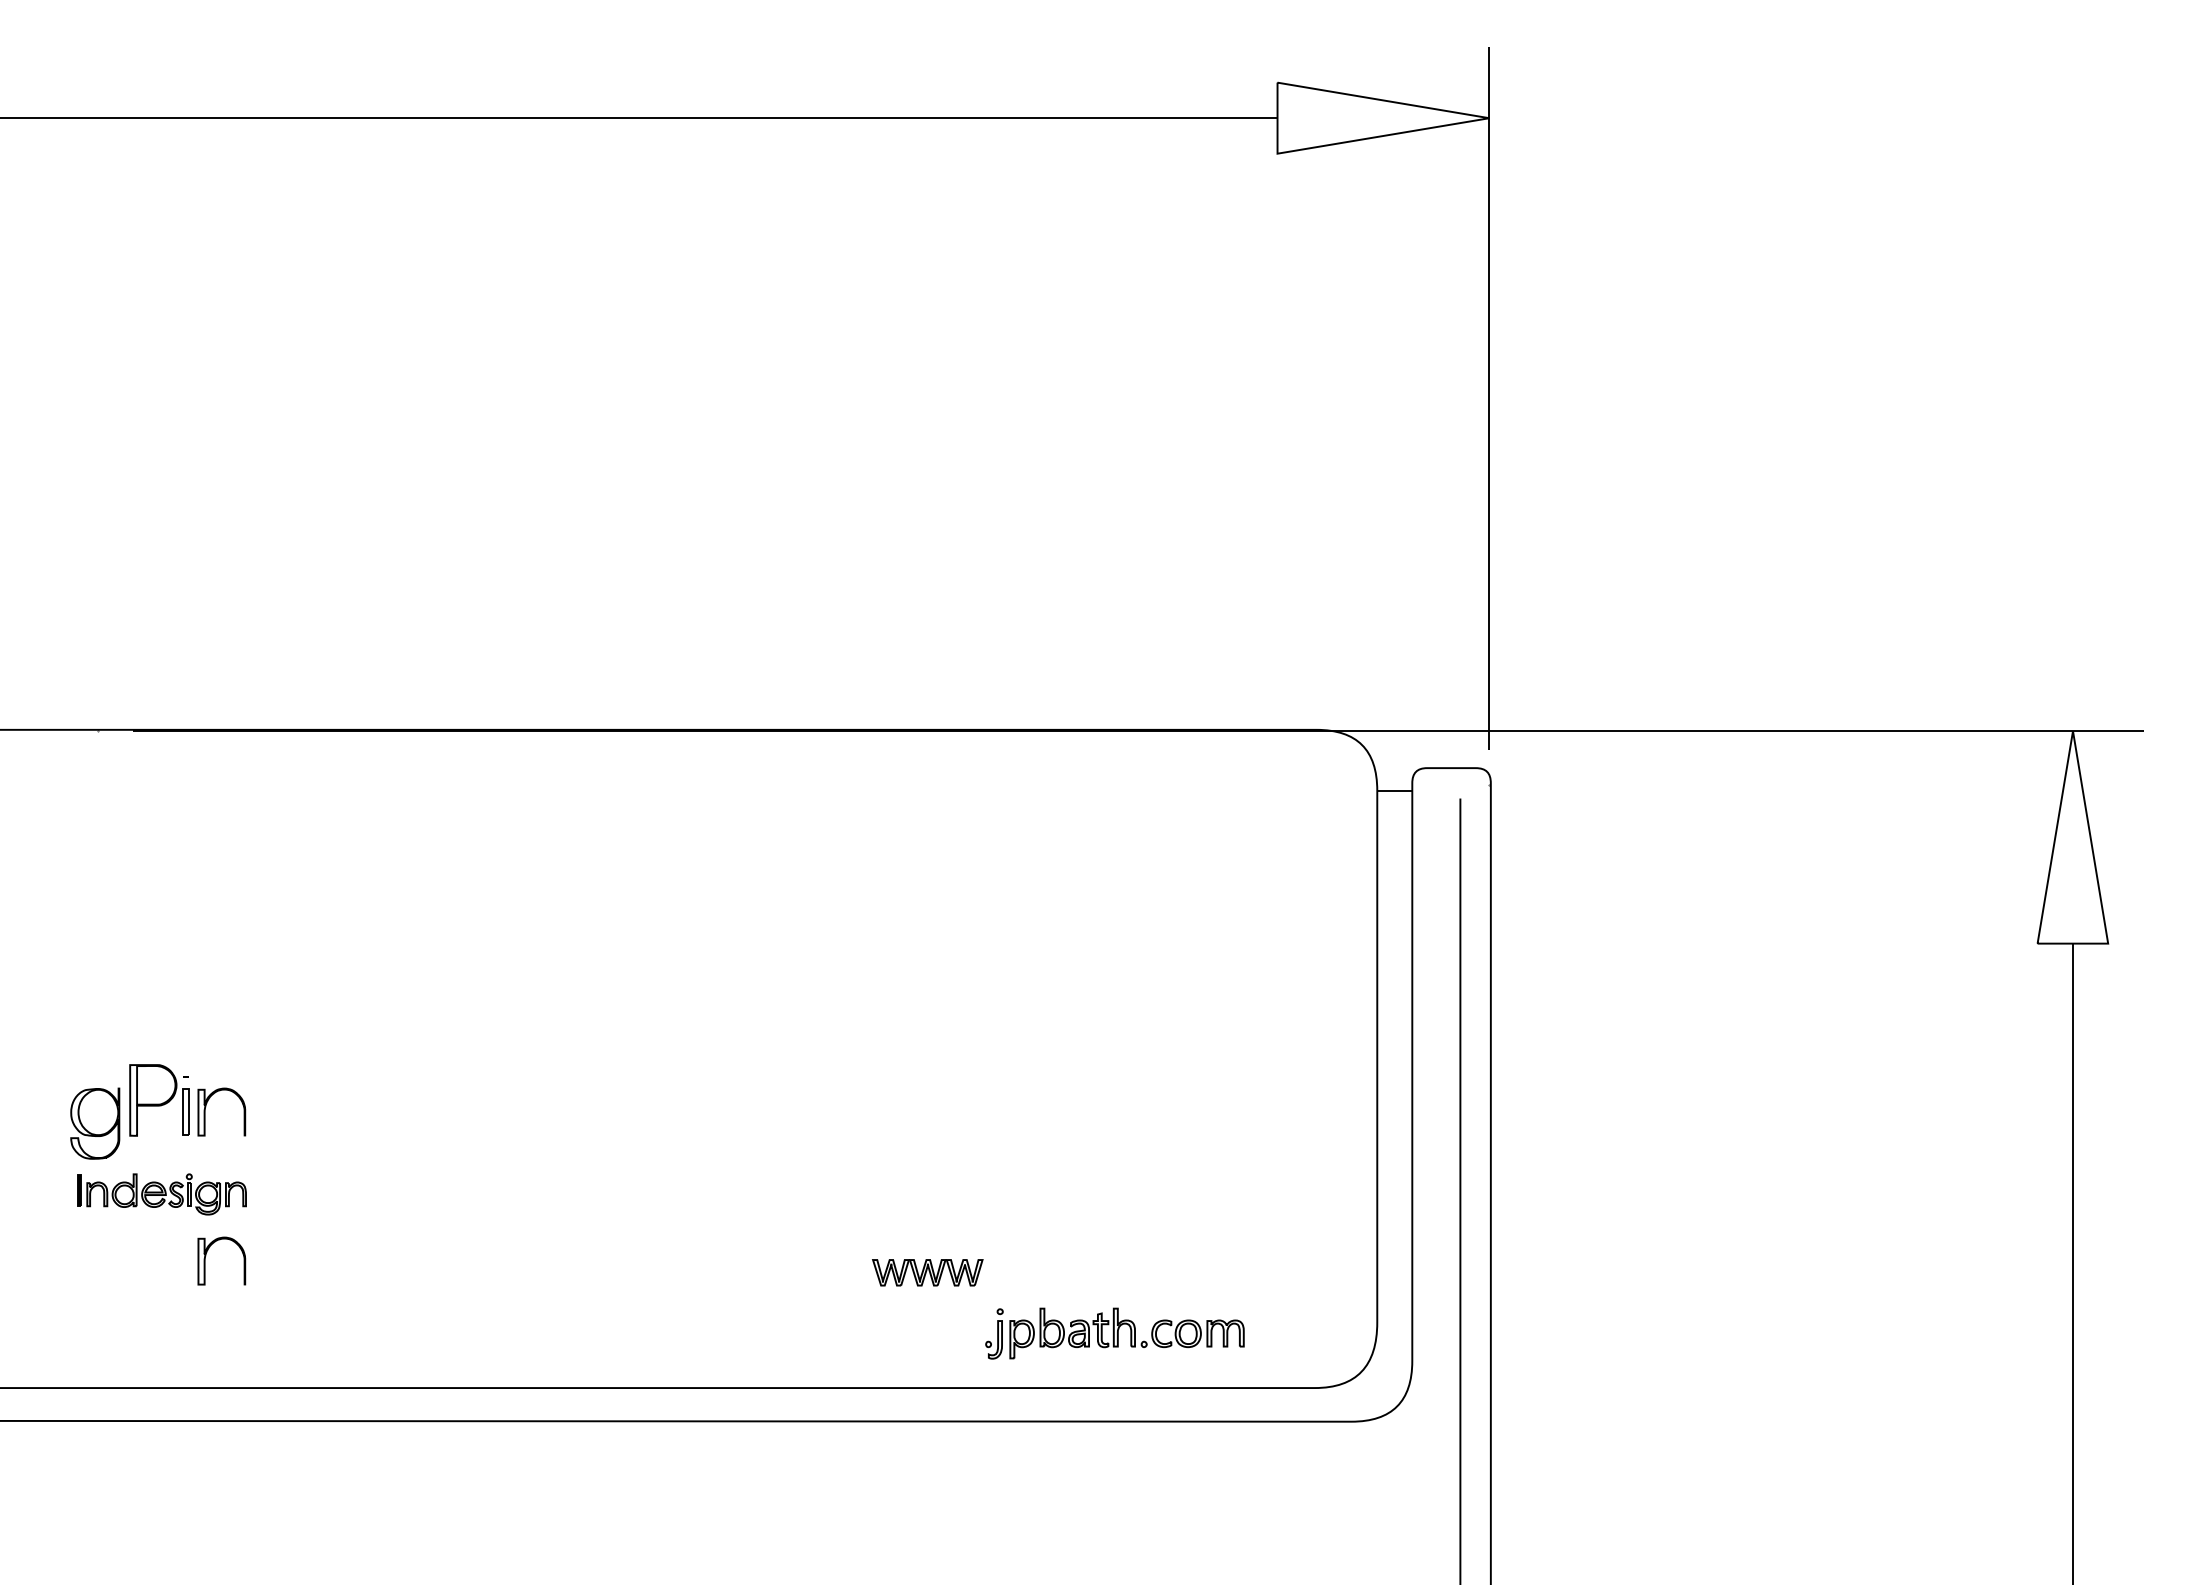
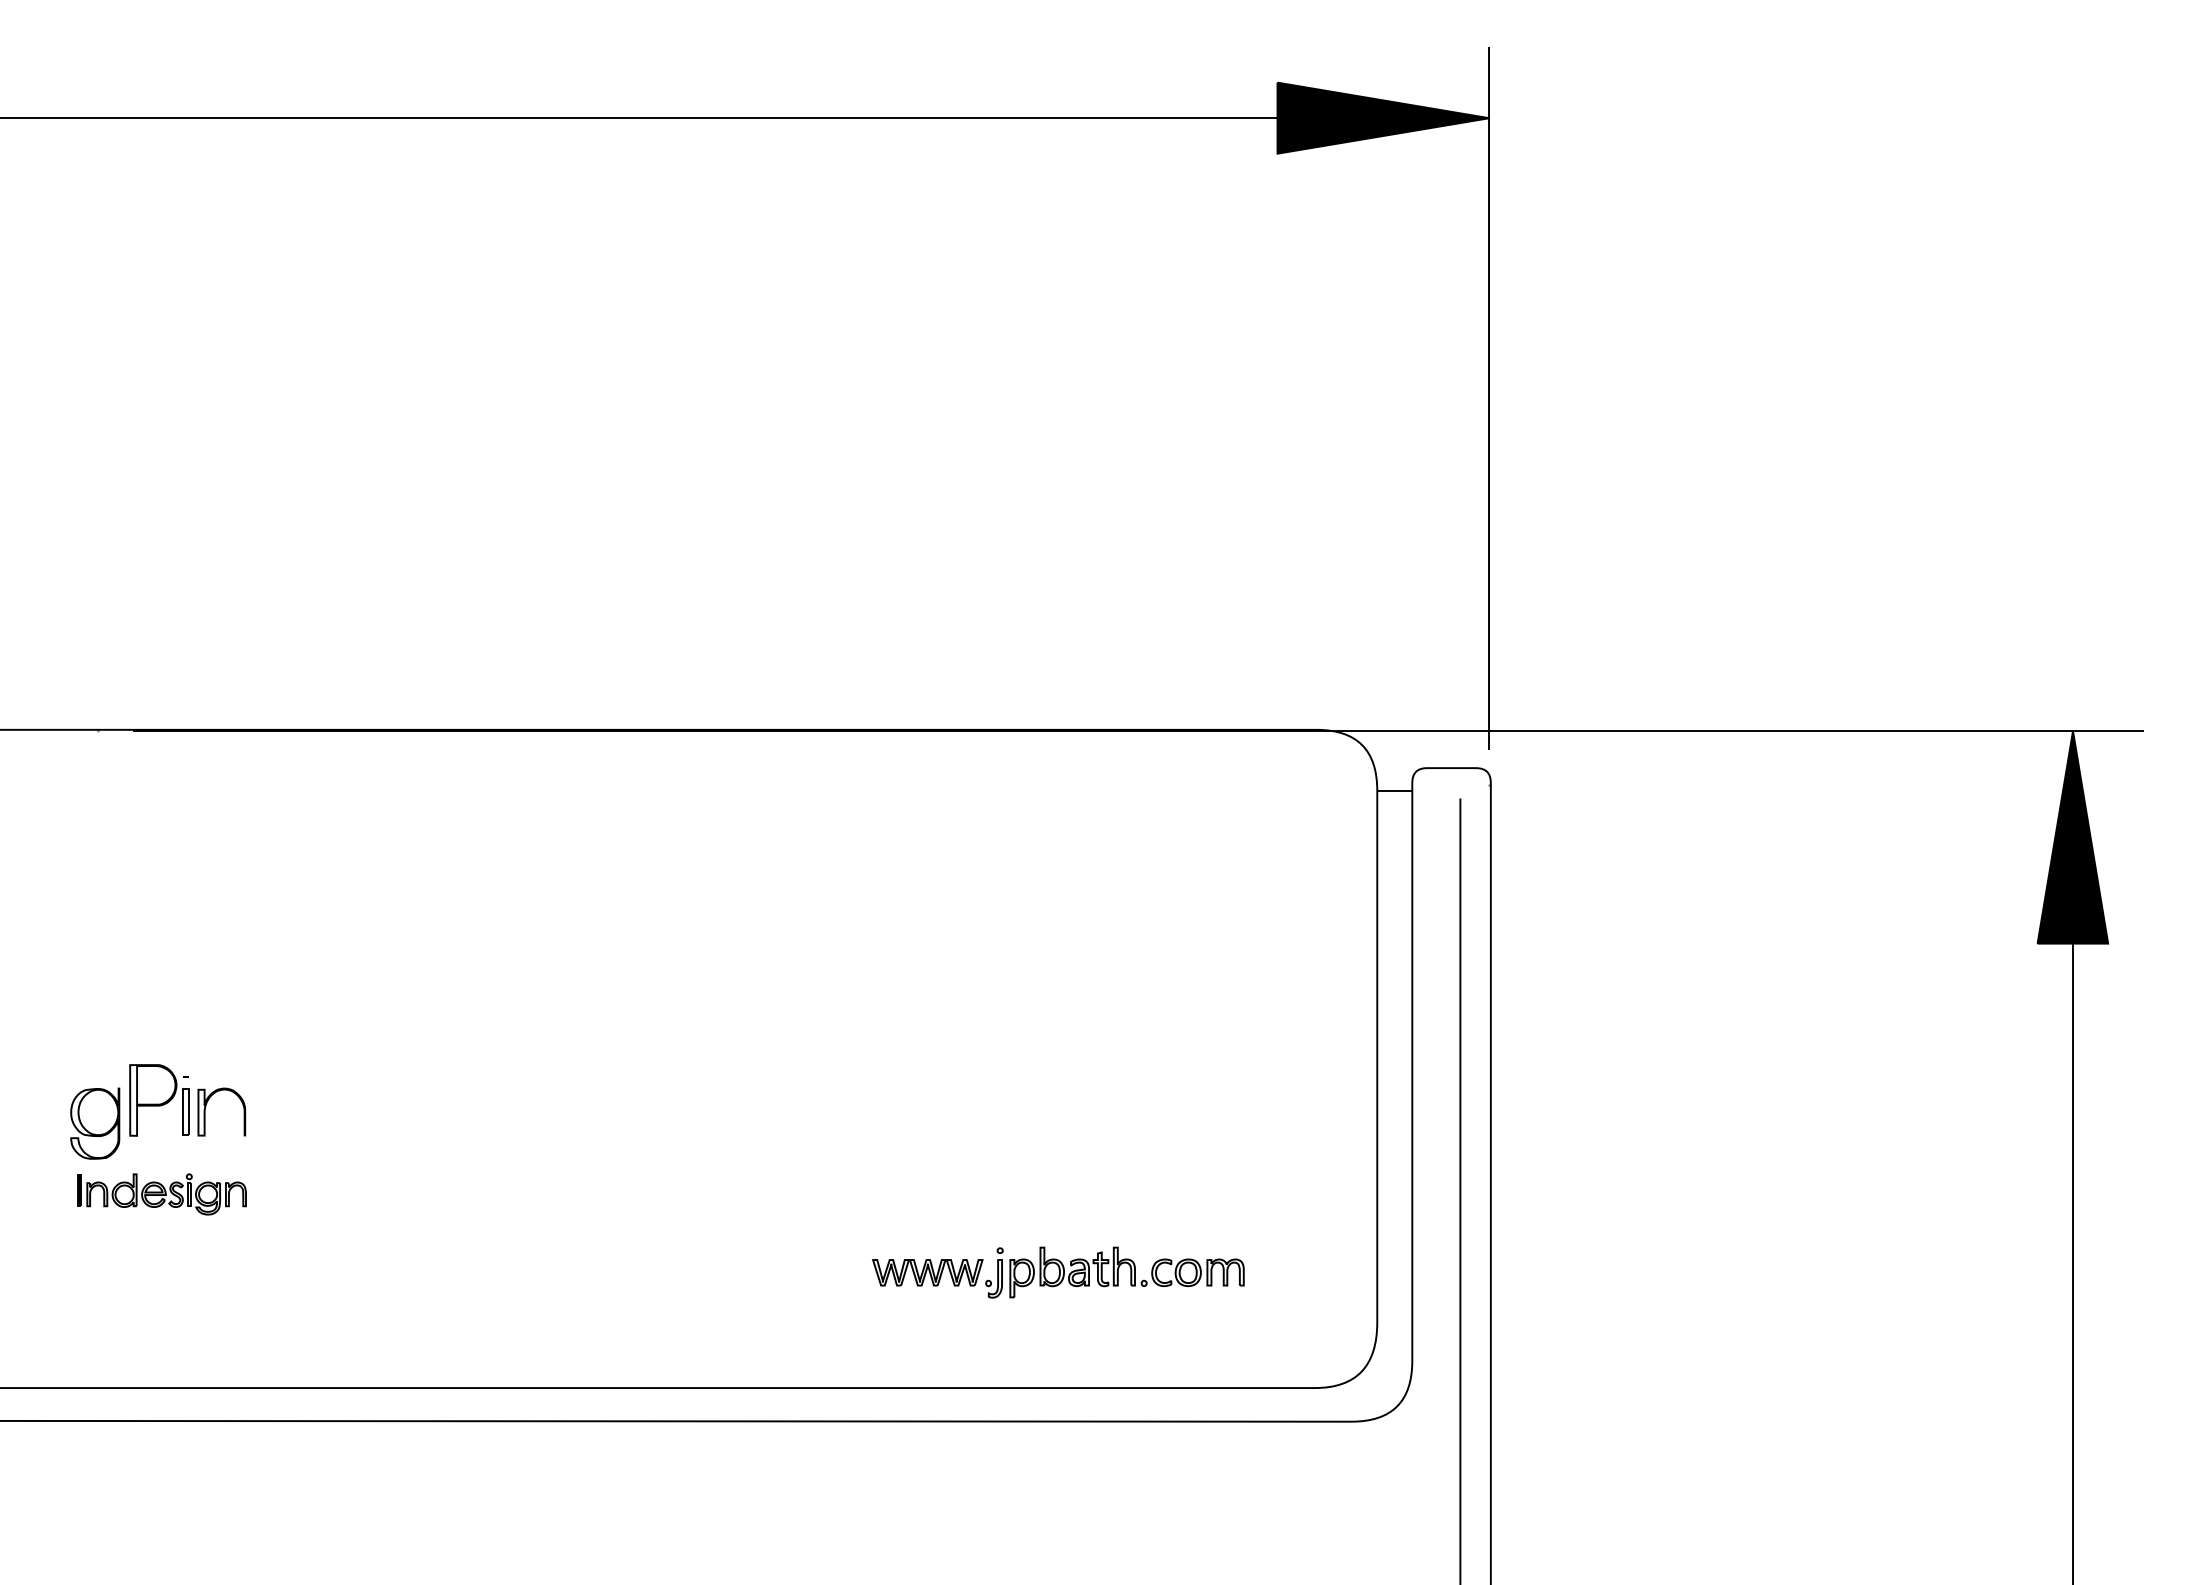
fill: none -> present (1383, 117)
fill: none -> present (2072, 837)
part: present -> none (206, 1255)
part position: (1114, 1333) -> (1114, 1272) (1114, 1272)
